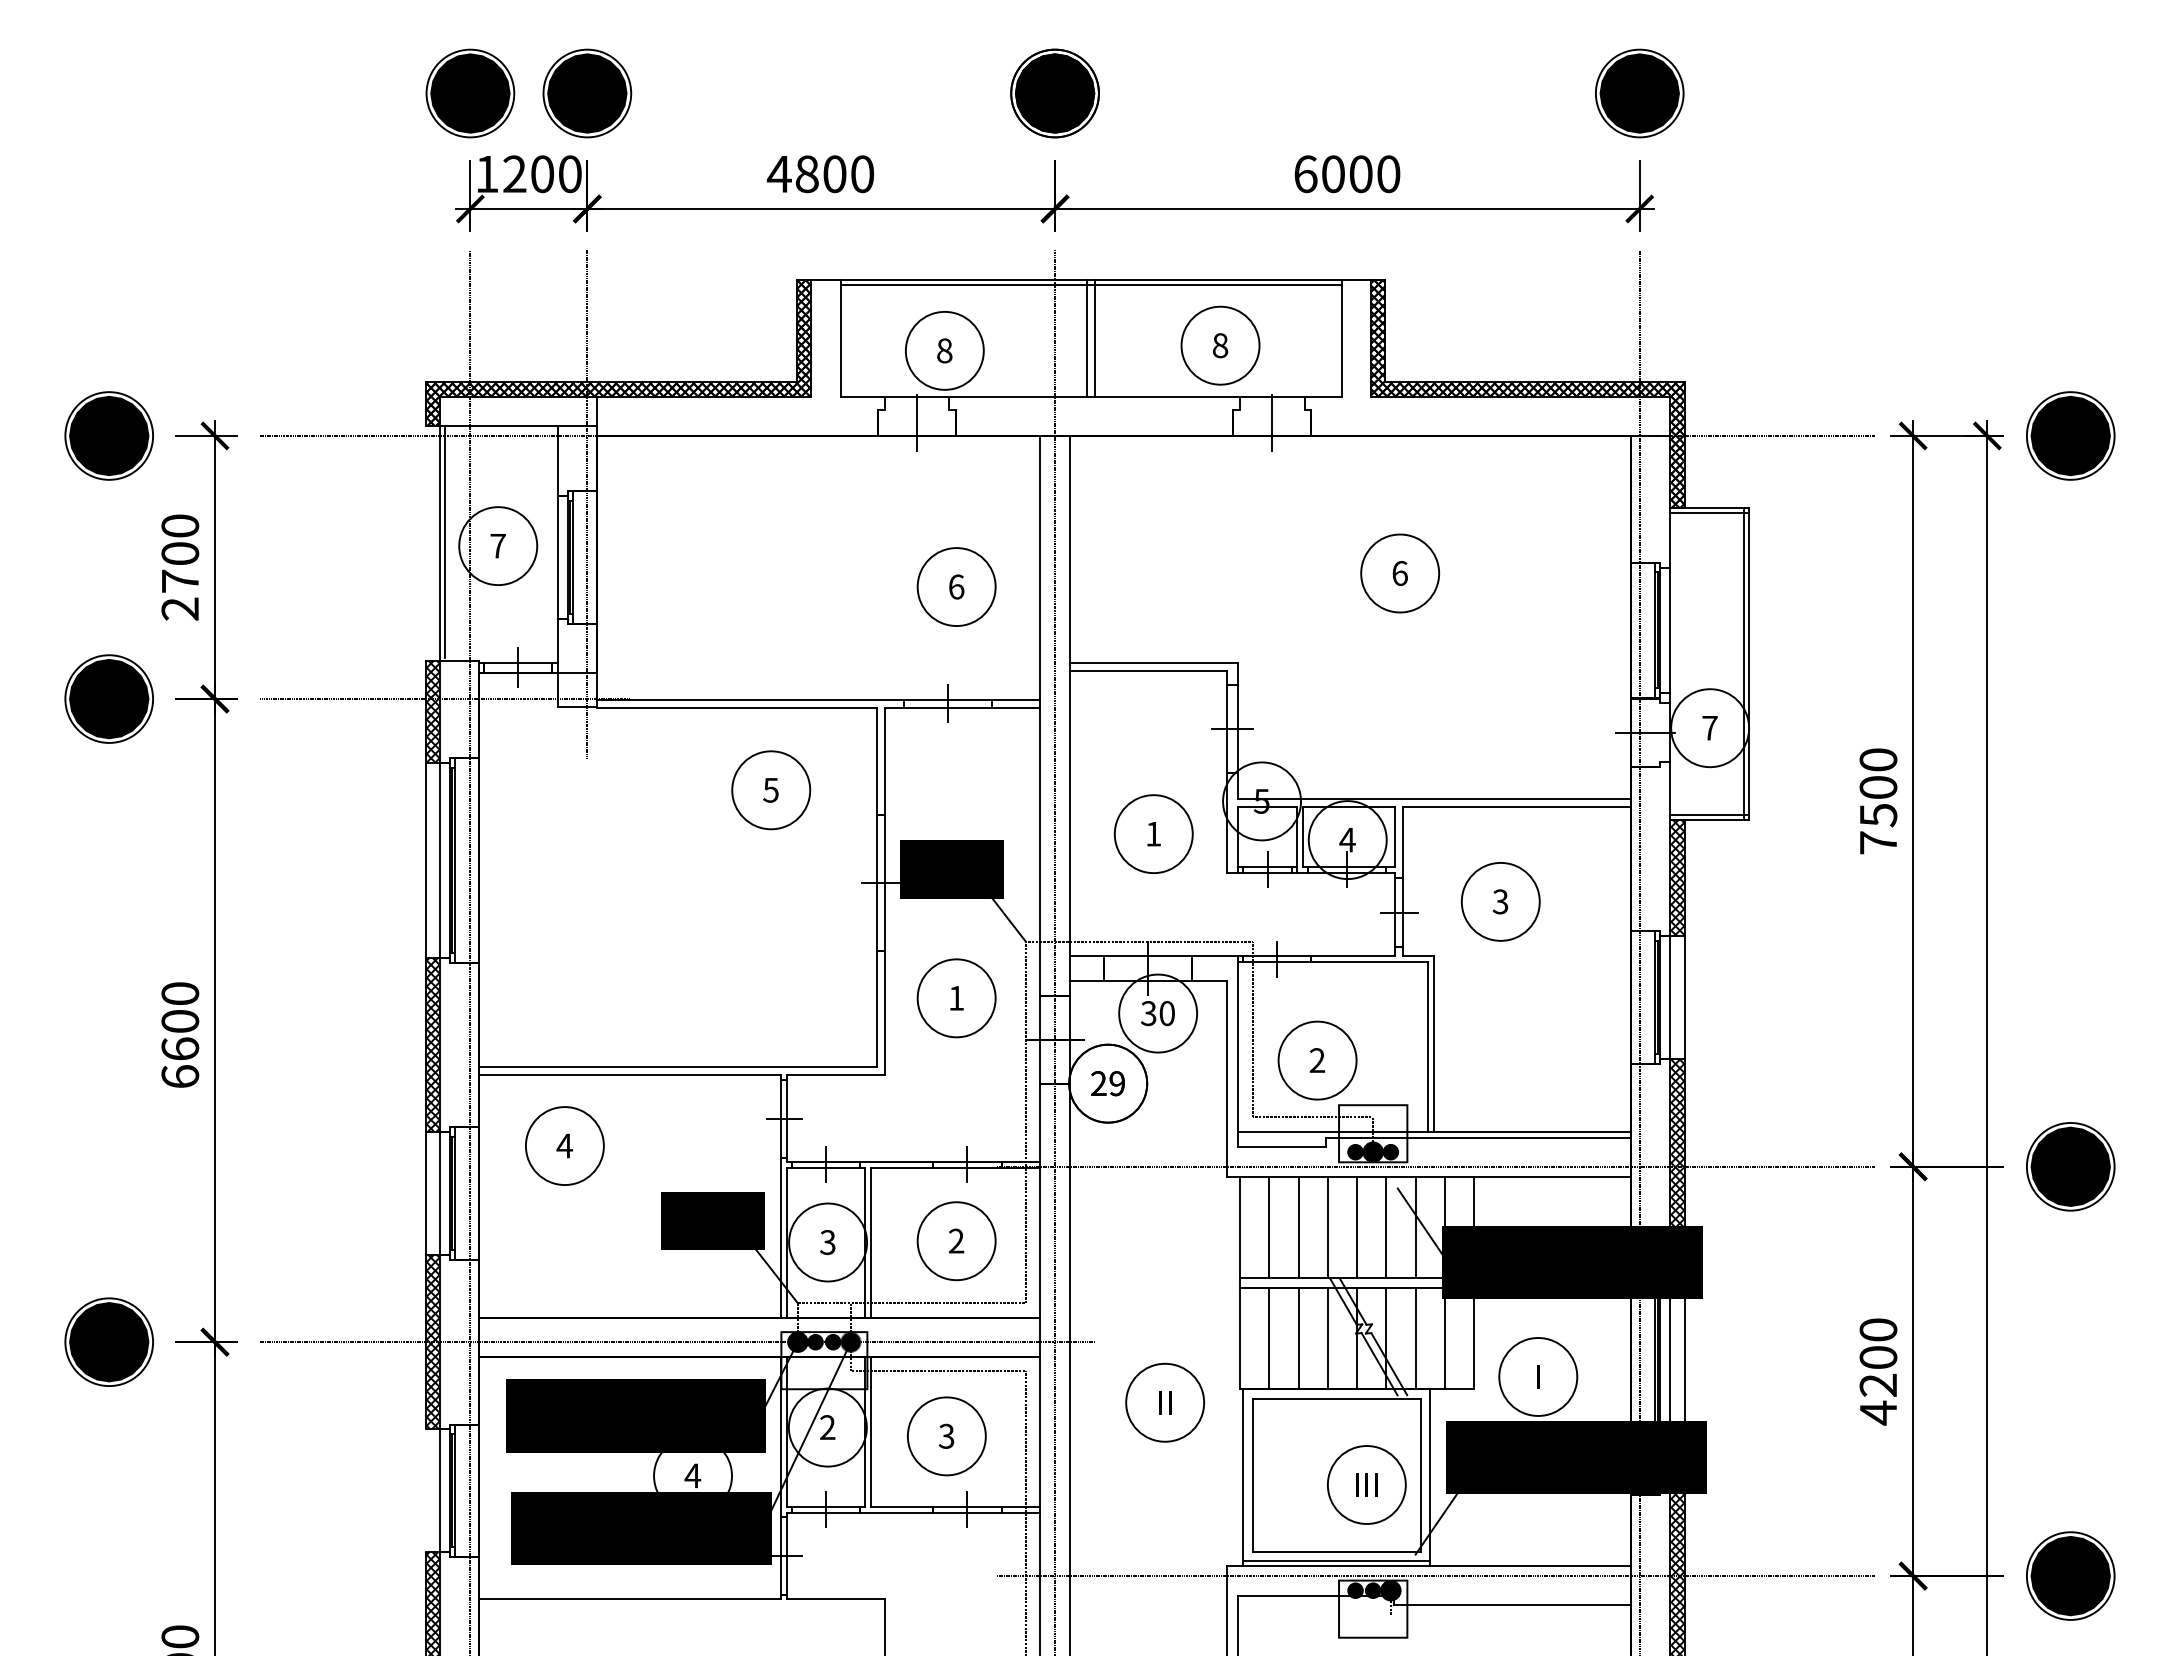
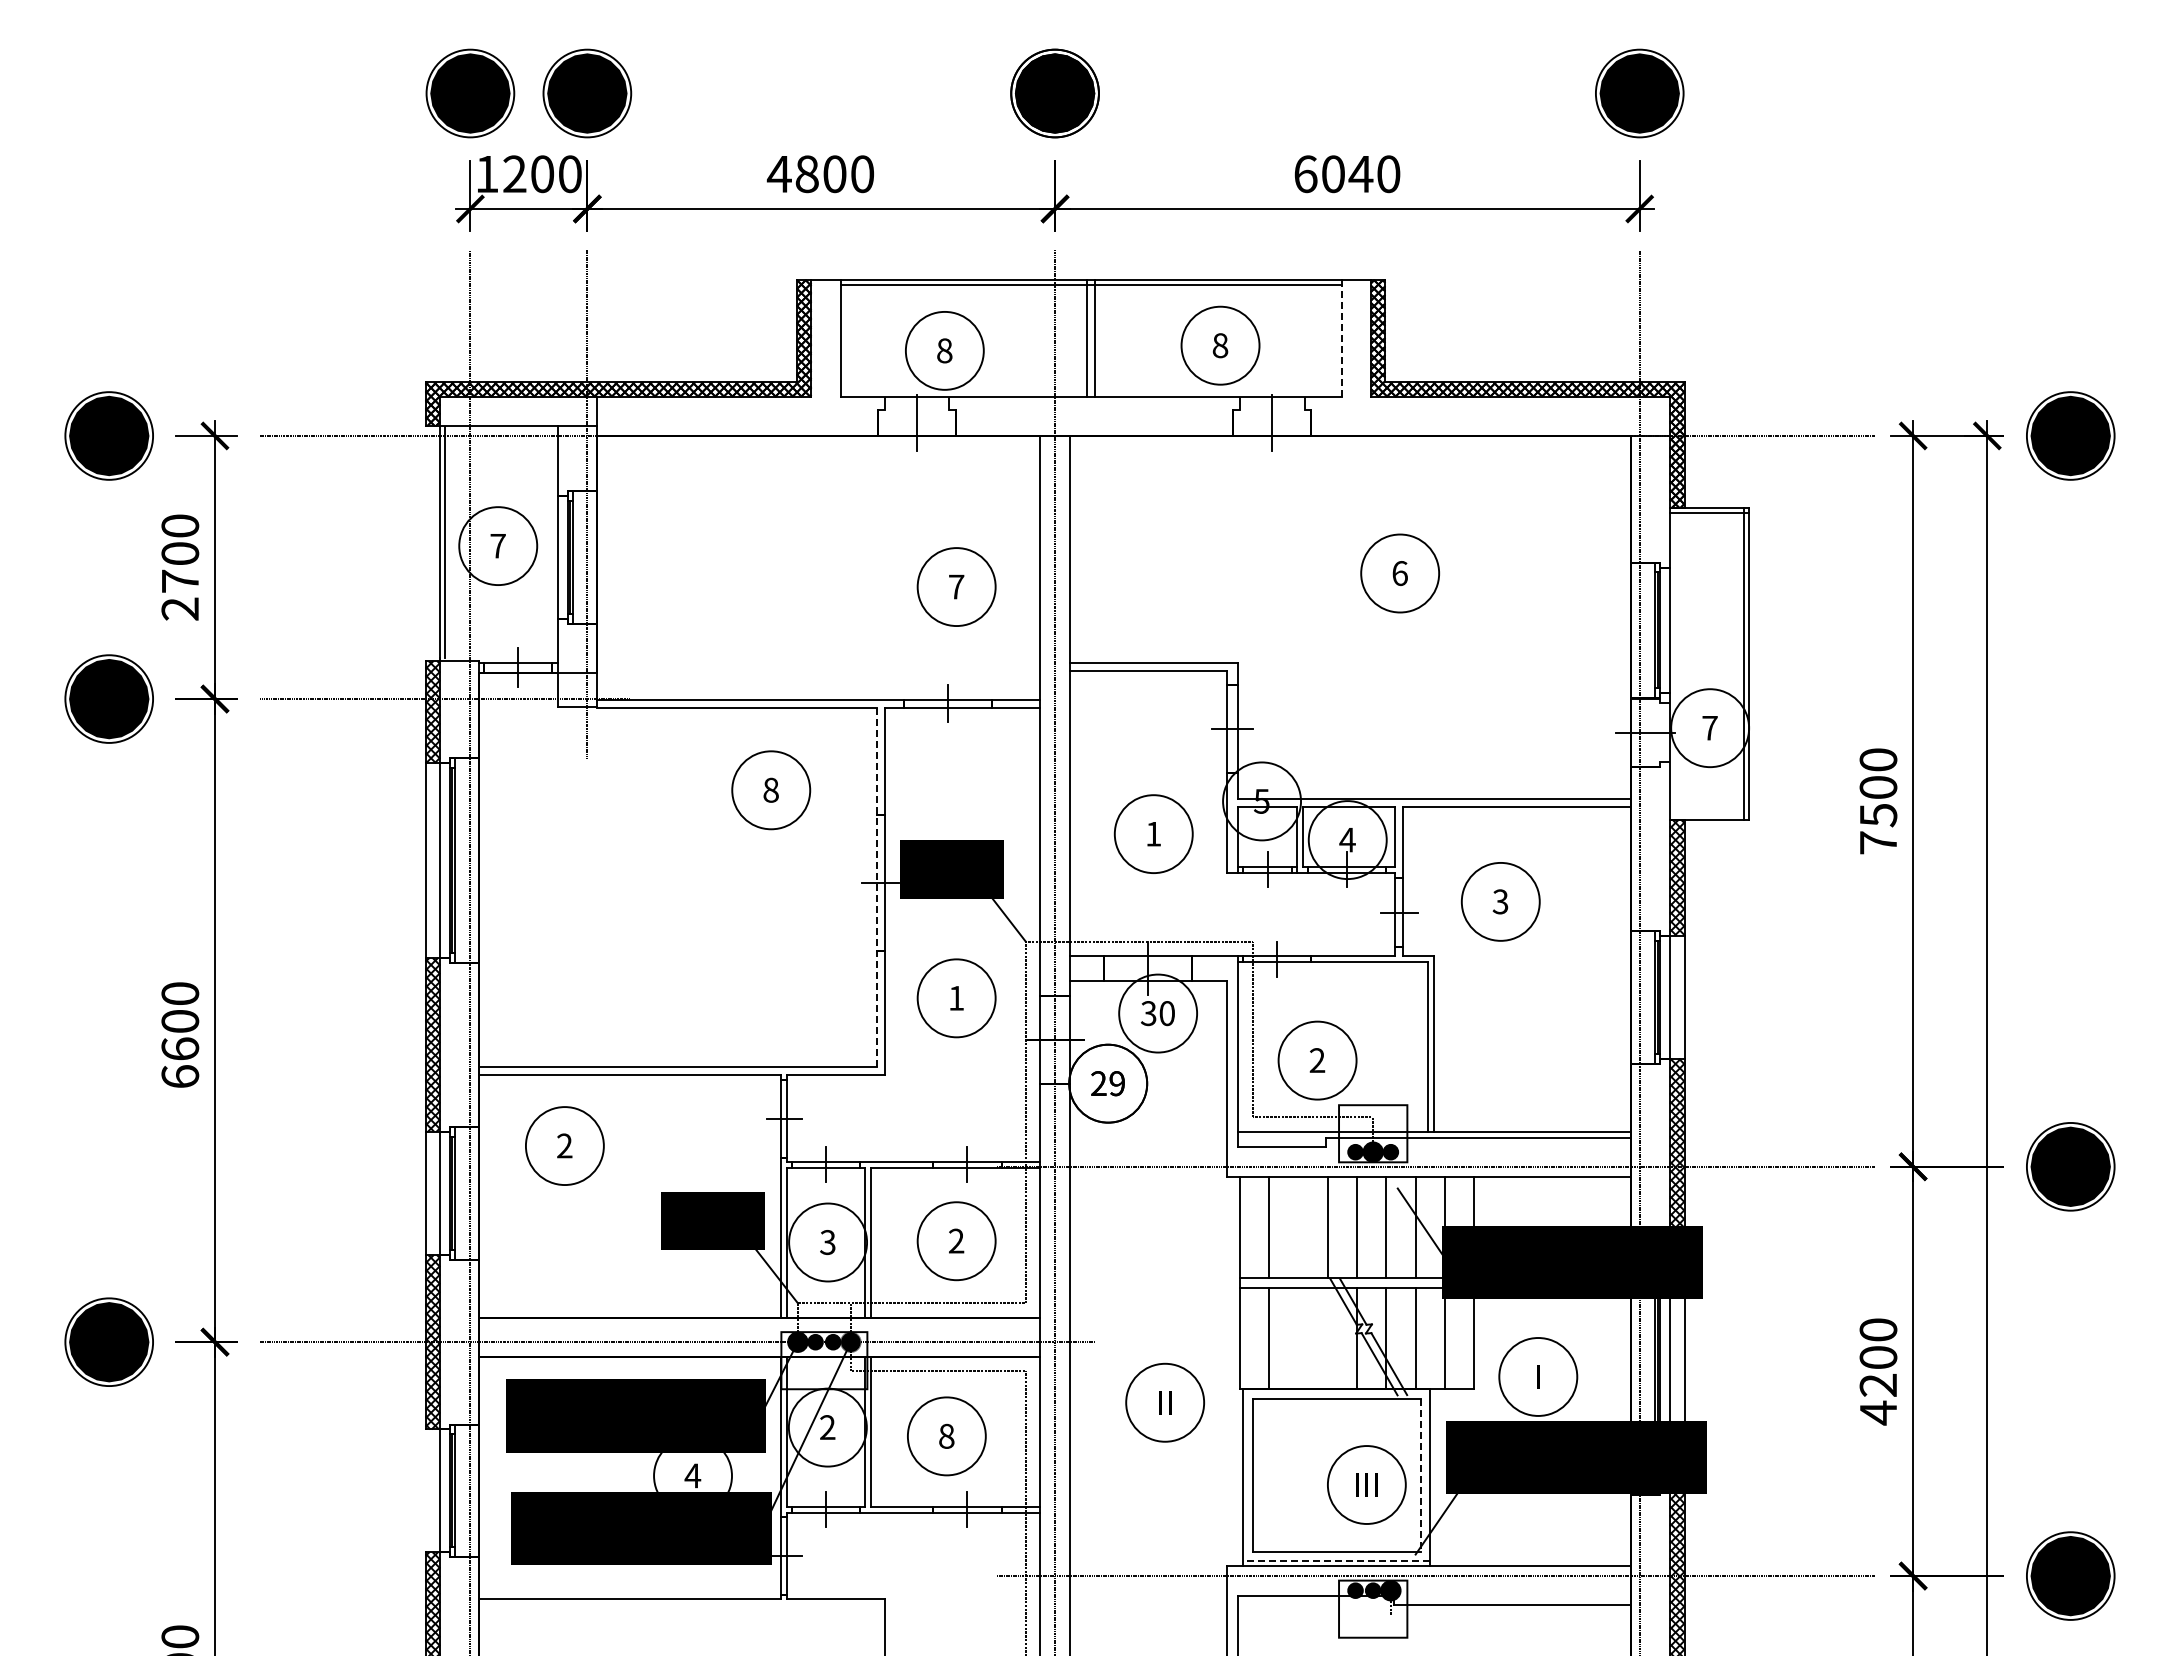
text: 6000 -> 6040 (1360, 174)
line: solid -> dashed (1341, 339)
text: 6 -> 7 (956, 586)
text: 5 -> 8 (770, 789)
line: present -> none (1708, 815)
line: solid -> dashed (876, 887)
text: 4 -> 2 (564, 1145)
line: present -> none (1298, 1226)
line: present -> none (1298, 1338)
line: present -> none (1327, 1338)
text: 3 -> 8 (946, 1435)
line: solid -> dashed (1420, 1475)
line: solid -> dashed (1336, 1561)
